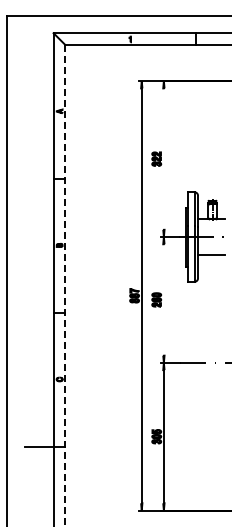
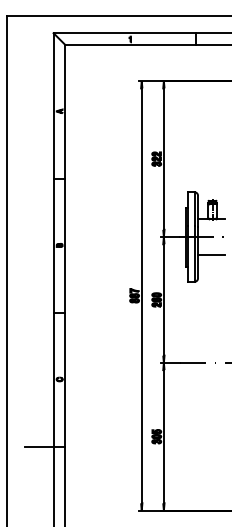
line: none -> present (163, 158)
line: dashed -> solid (65, 285)
line: none -> present (163, 299)
